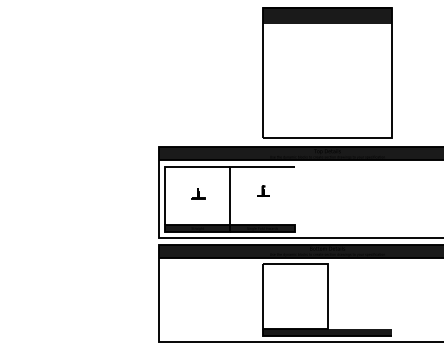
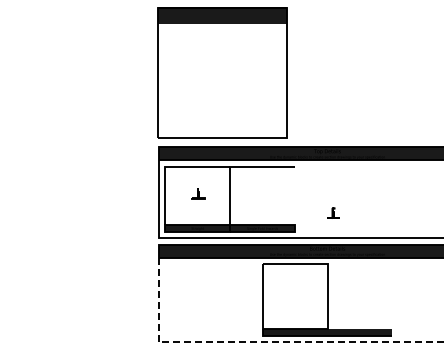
part position: (327, 72) -> (222, 72) (222, 72)
part position: (263, 190) -> (333, 212) (333, 212)
line: solid -> dashed (258, 342)
